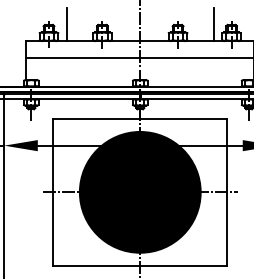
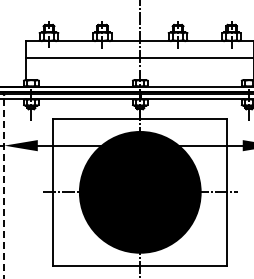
line: present -> none (66, 24)
line: present -> none (213, 24)
line: solid -> dashed (4, 186)
